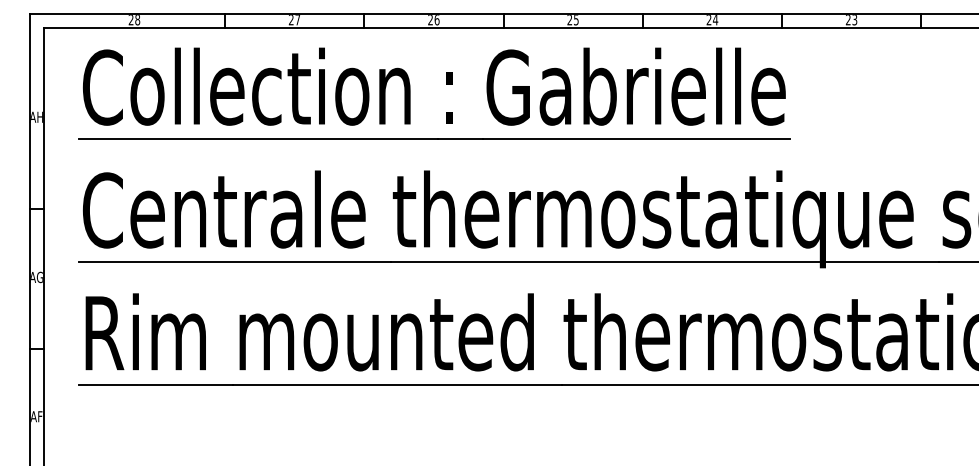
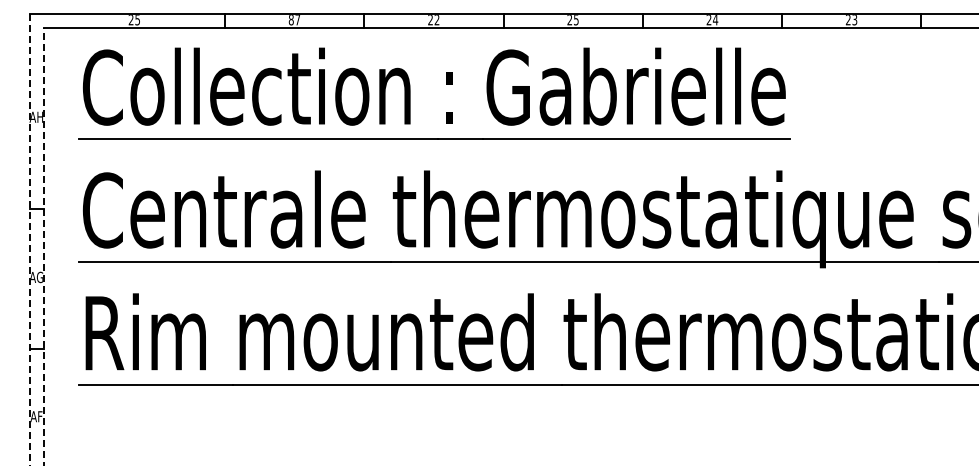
text: 28 -> 25 (137, 20)
text: 27 -> 87 (290, 20)
text: 26 -> 22 (436, 20)
line: solid -> dashed (30, 239)
line: solid -> dashed (44, 246)
